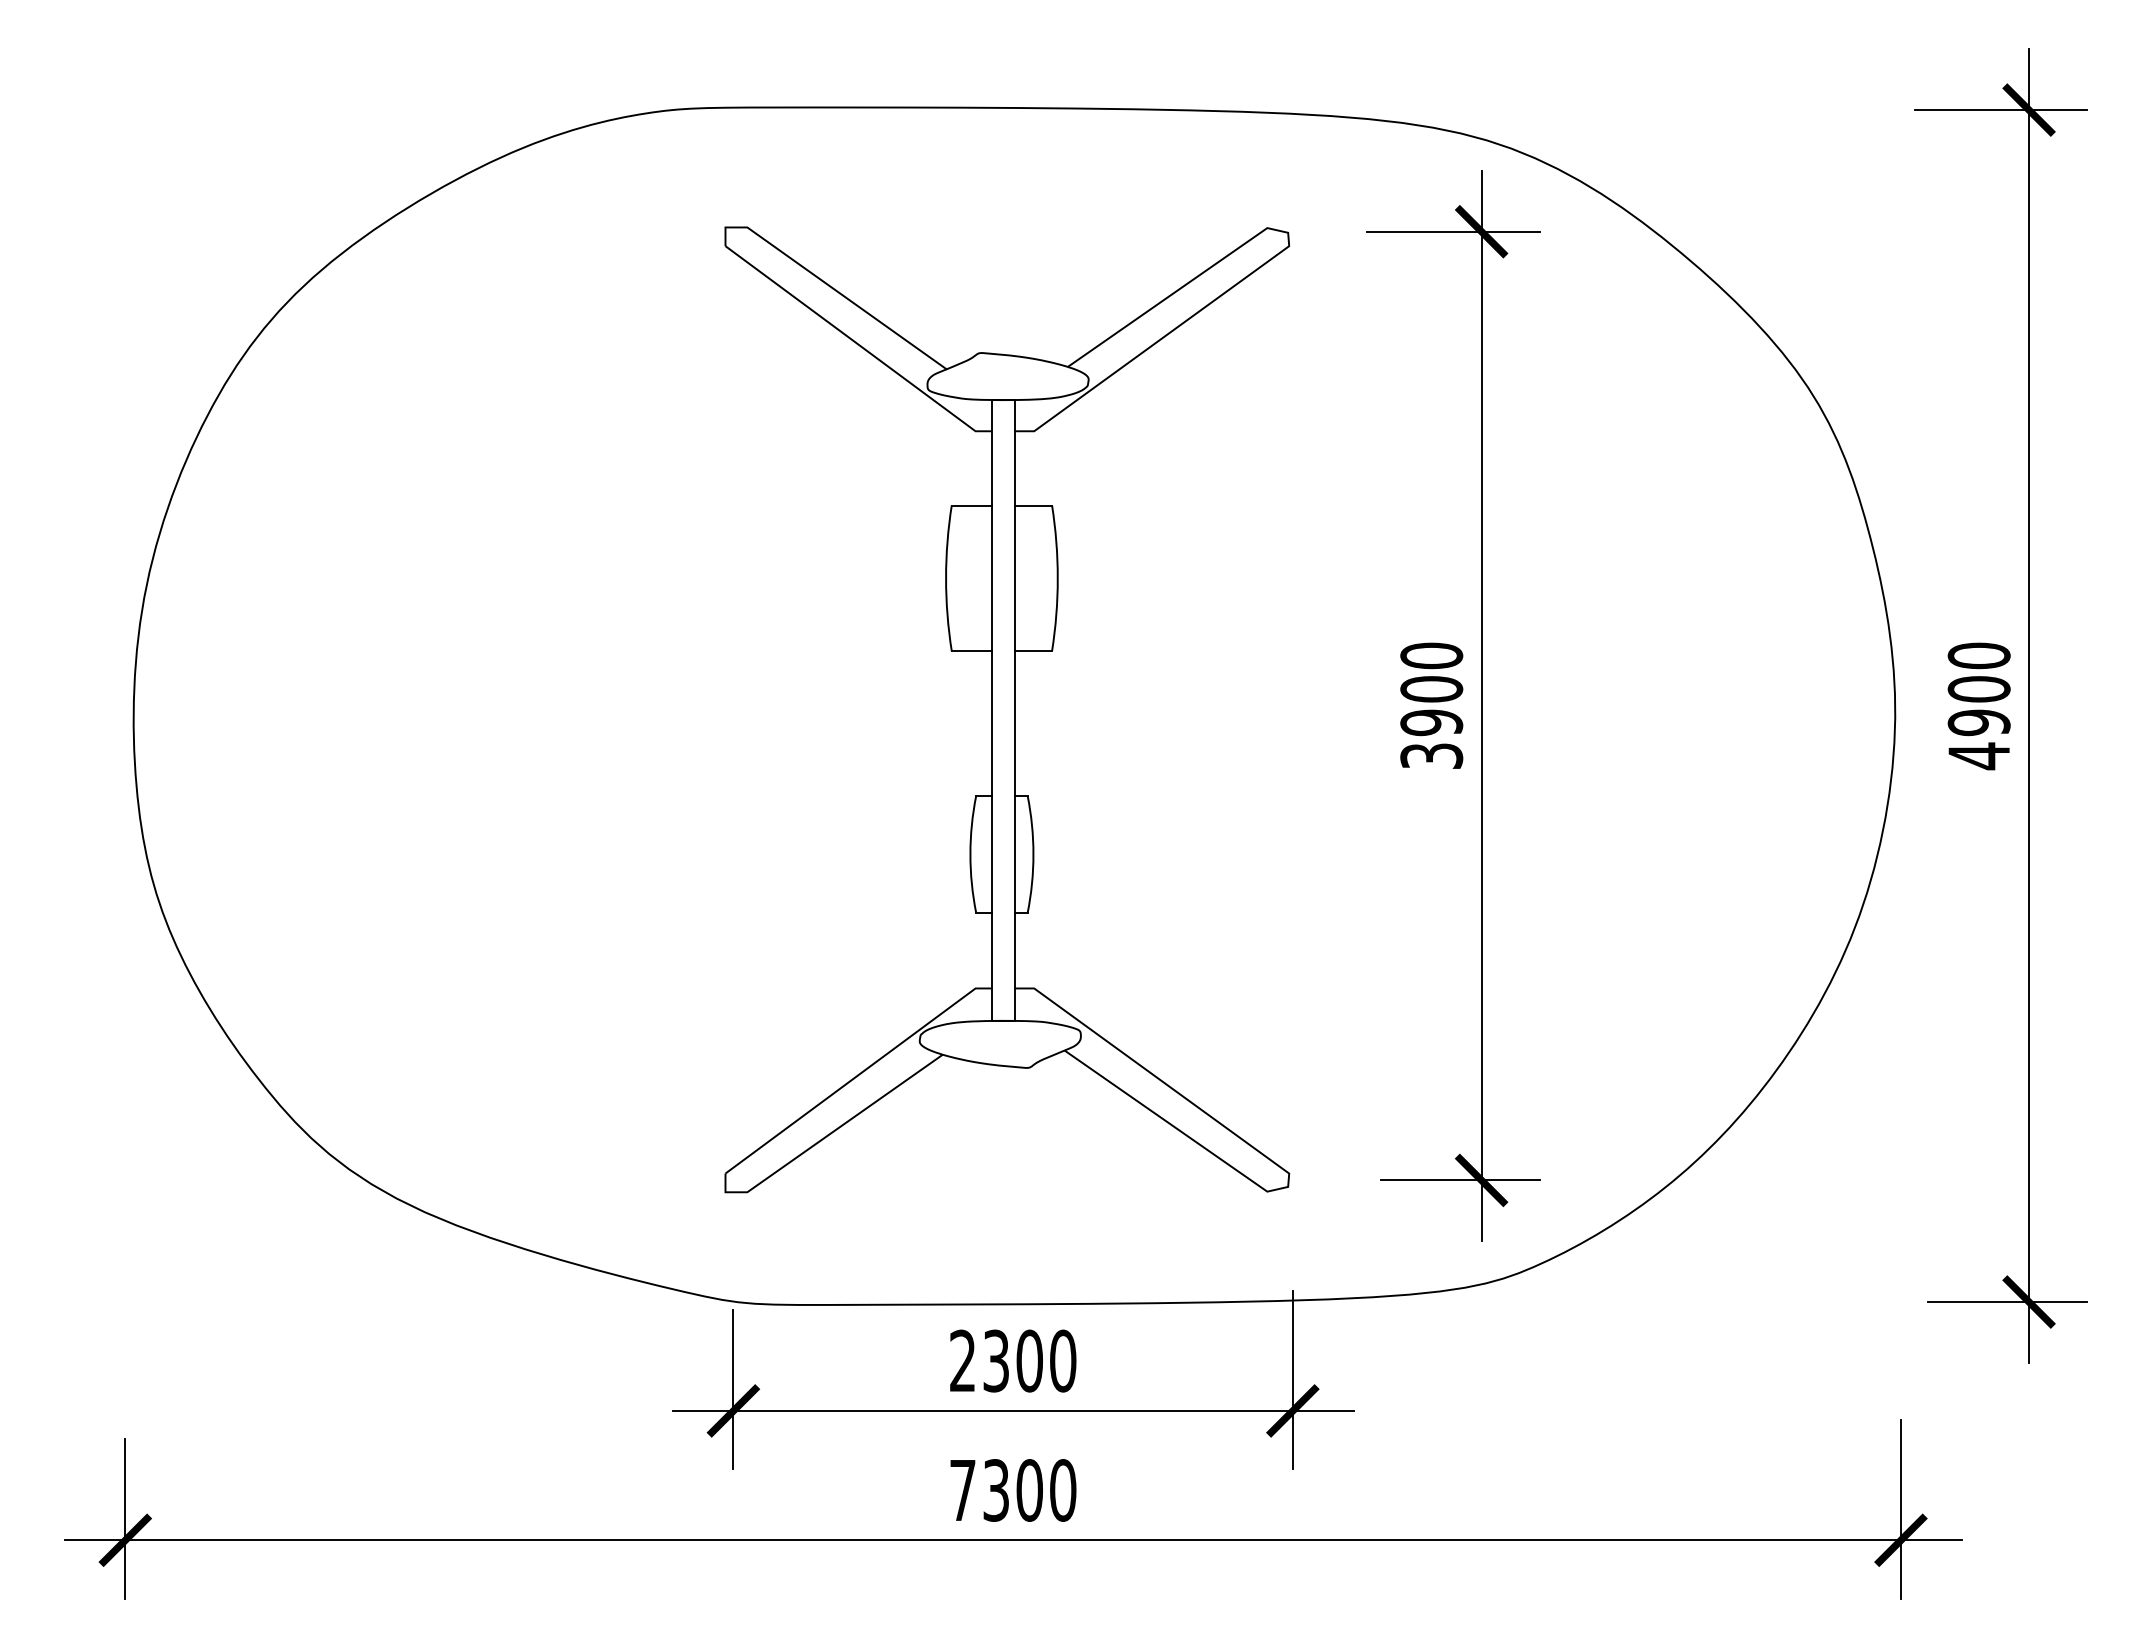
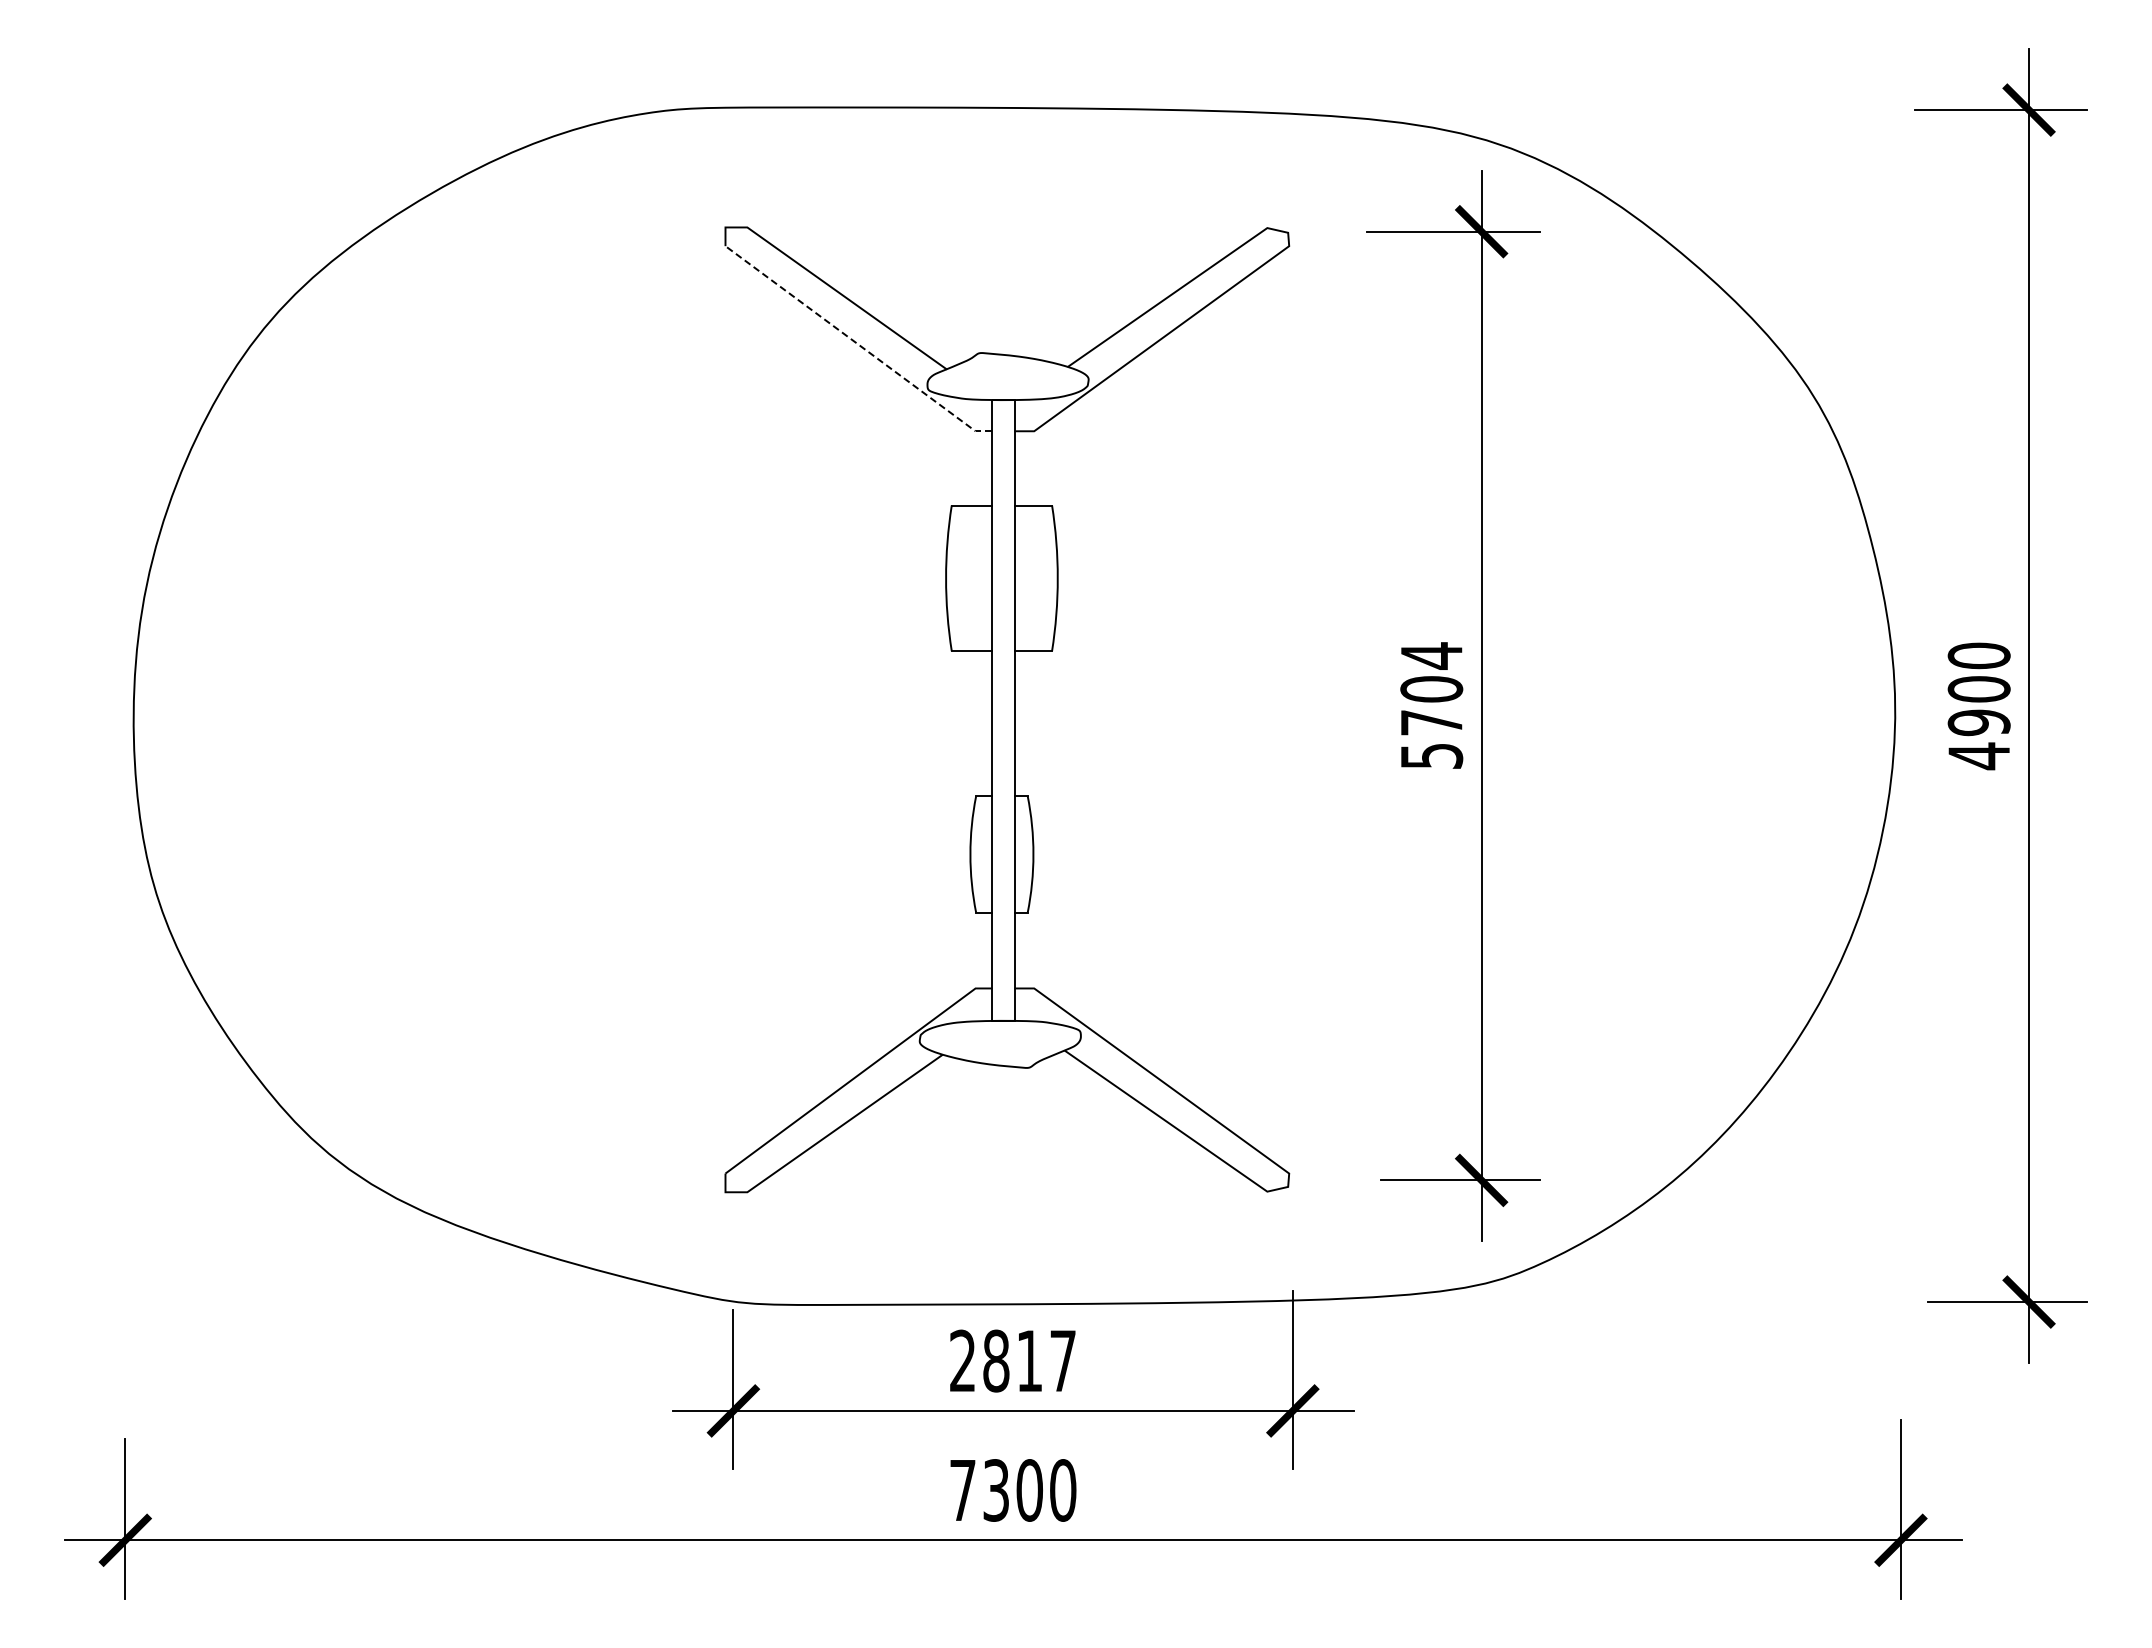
line: solid -> dashed (857, 344)
text: 3900 -> 5704 (1431, 705)
text: 2300 -> 2817 (1029, 1360)
